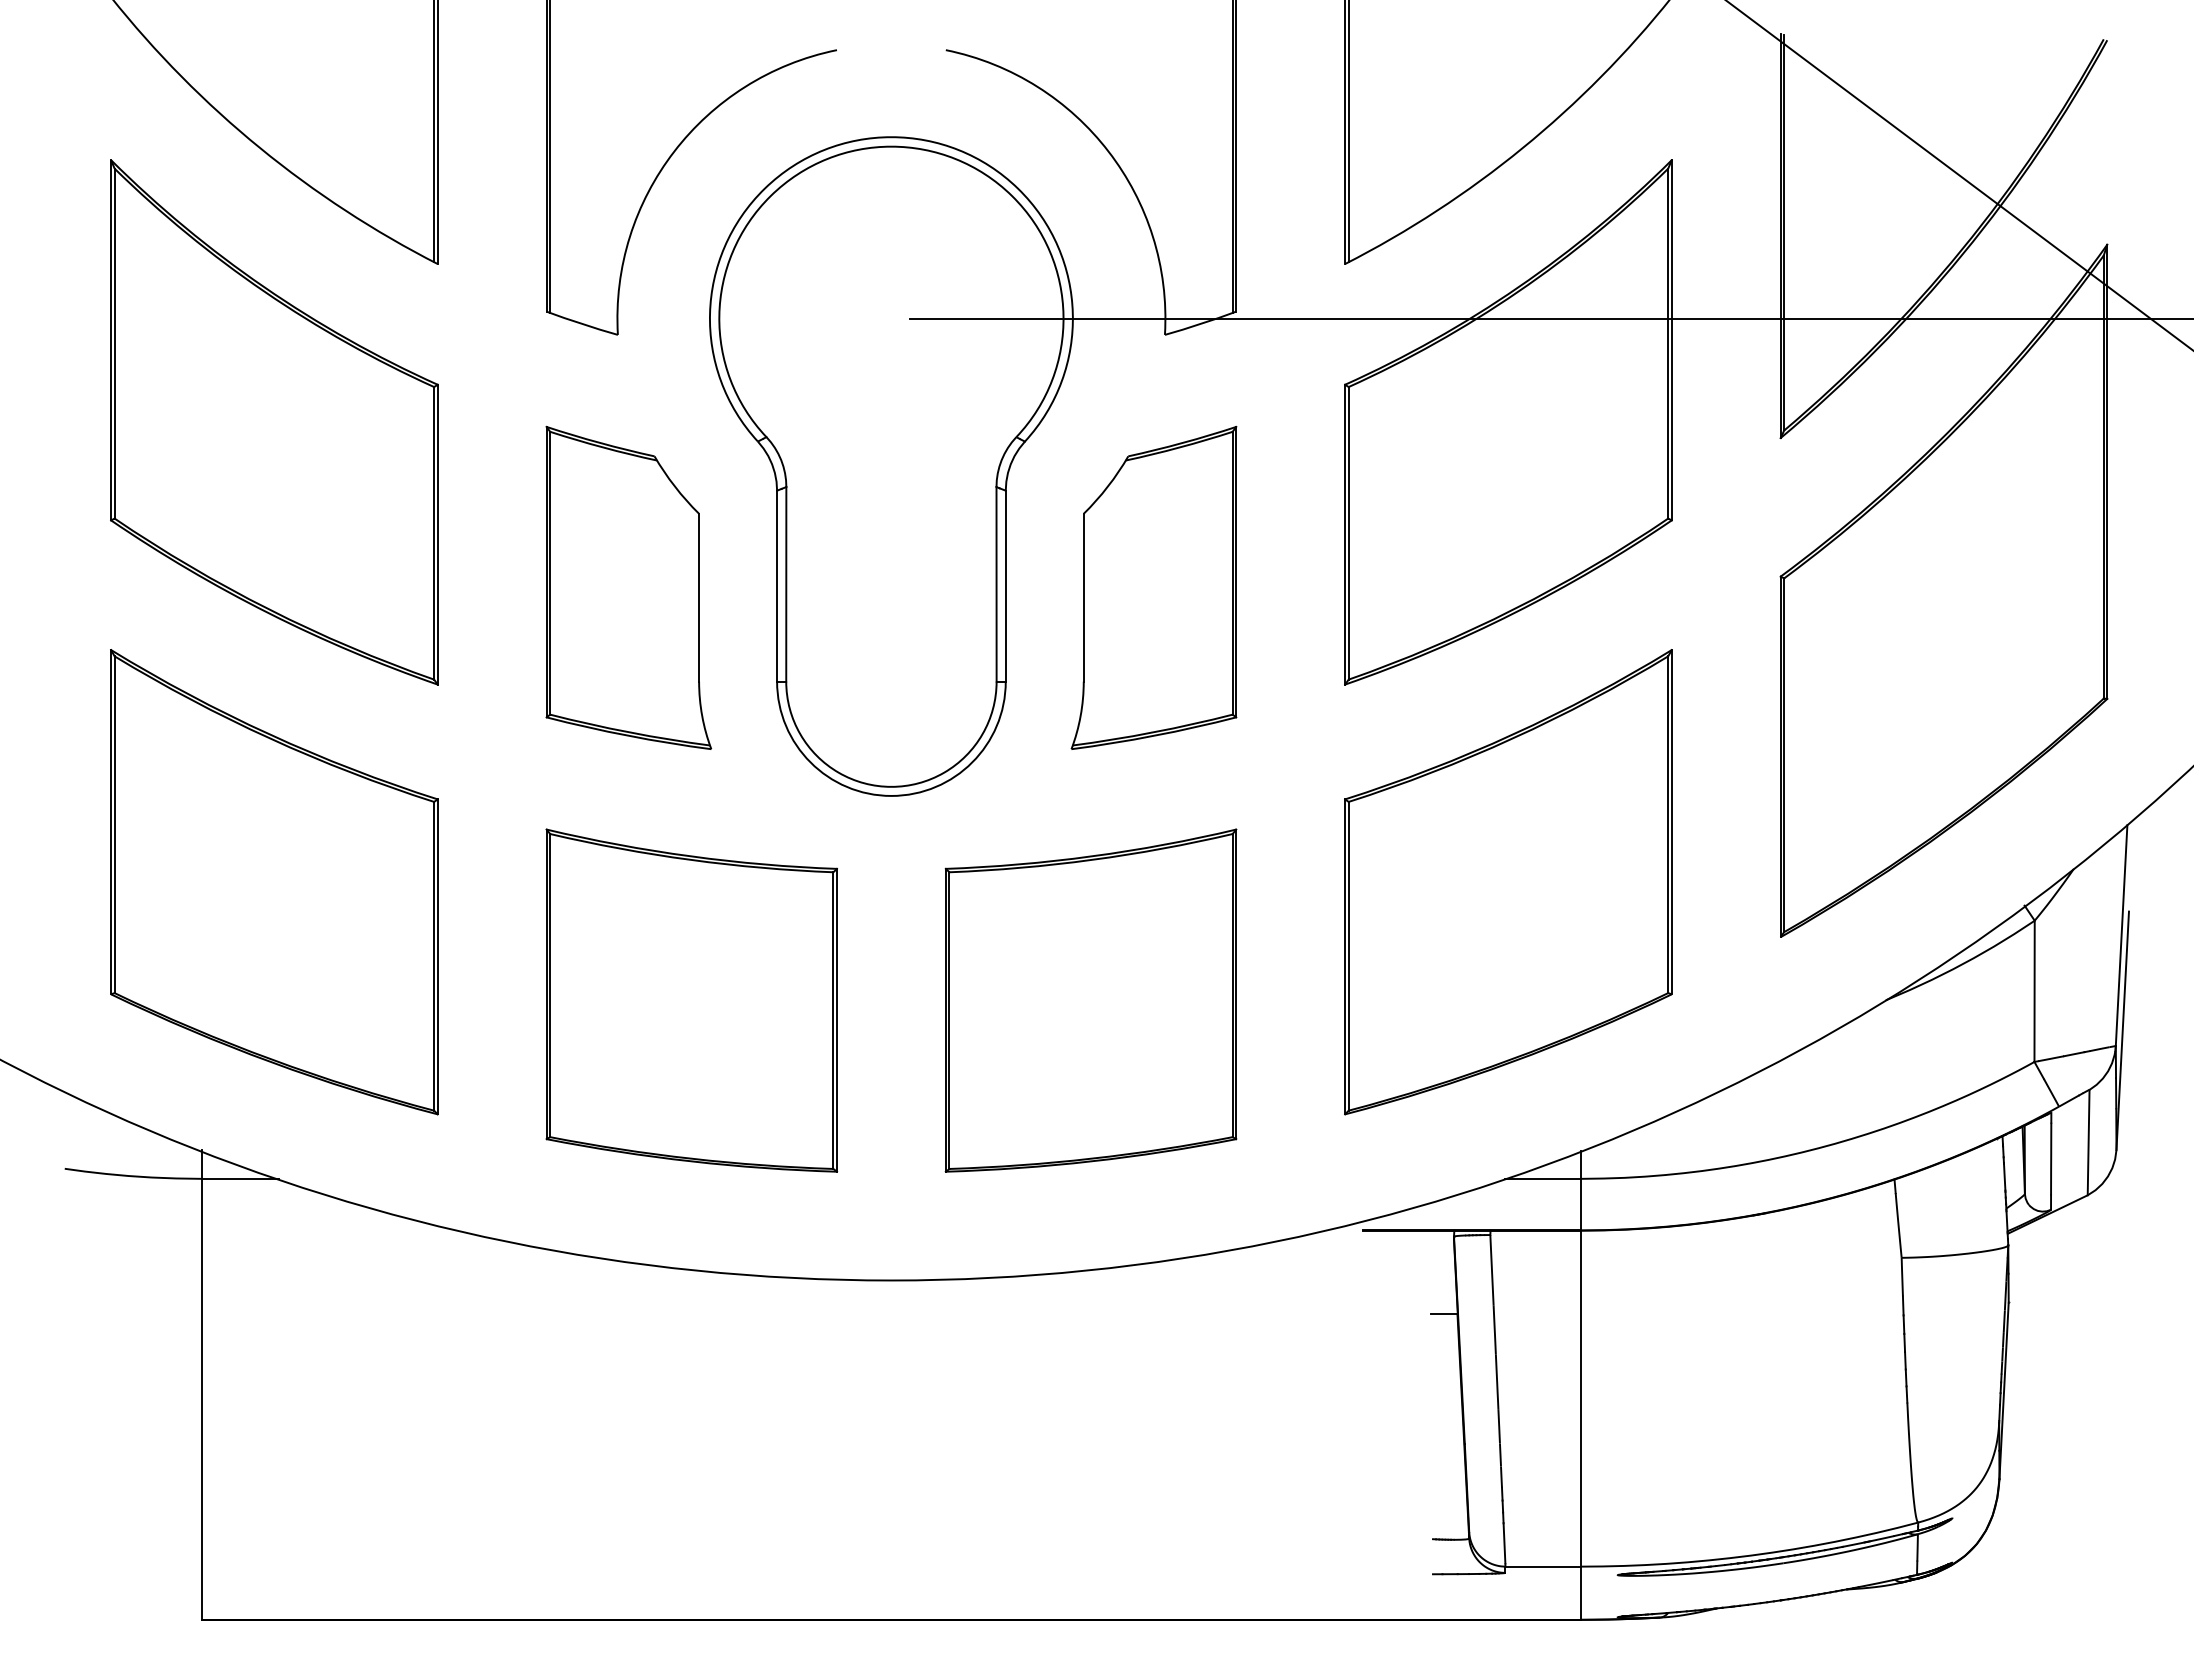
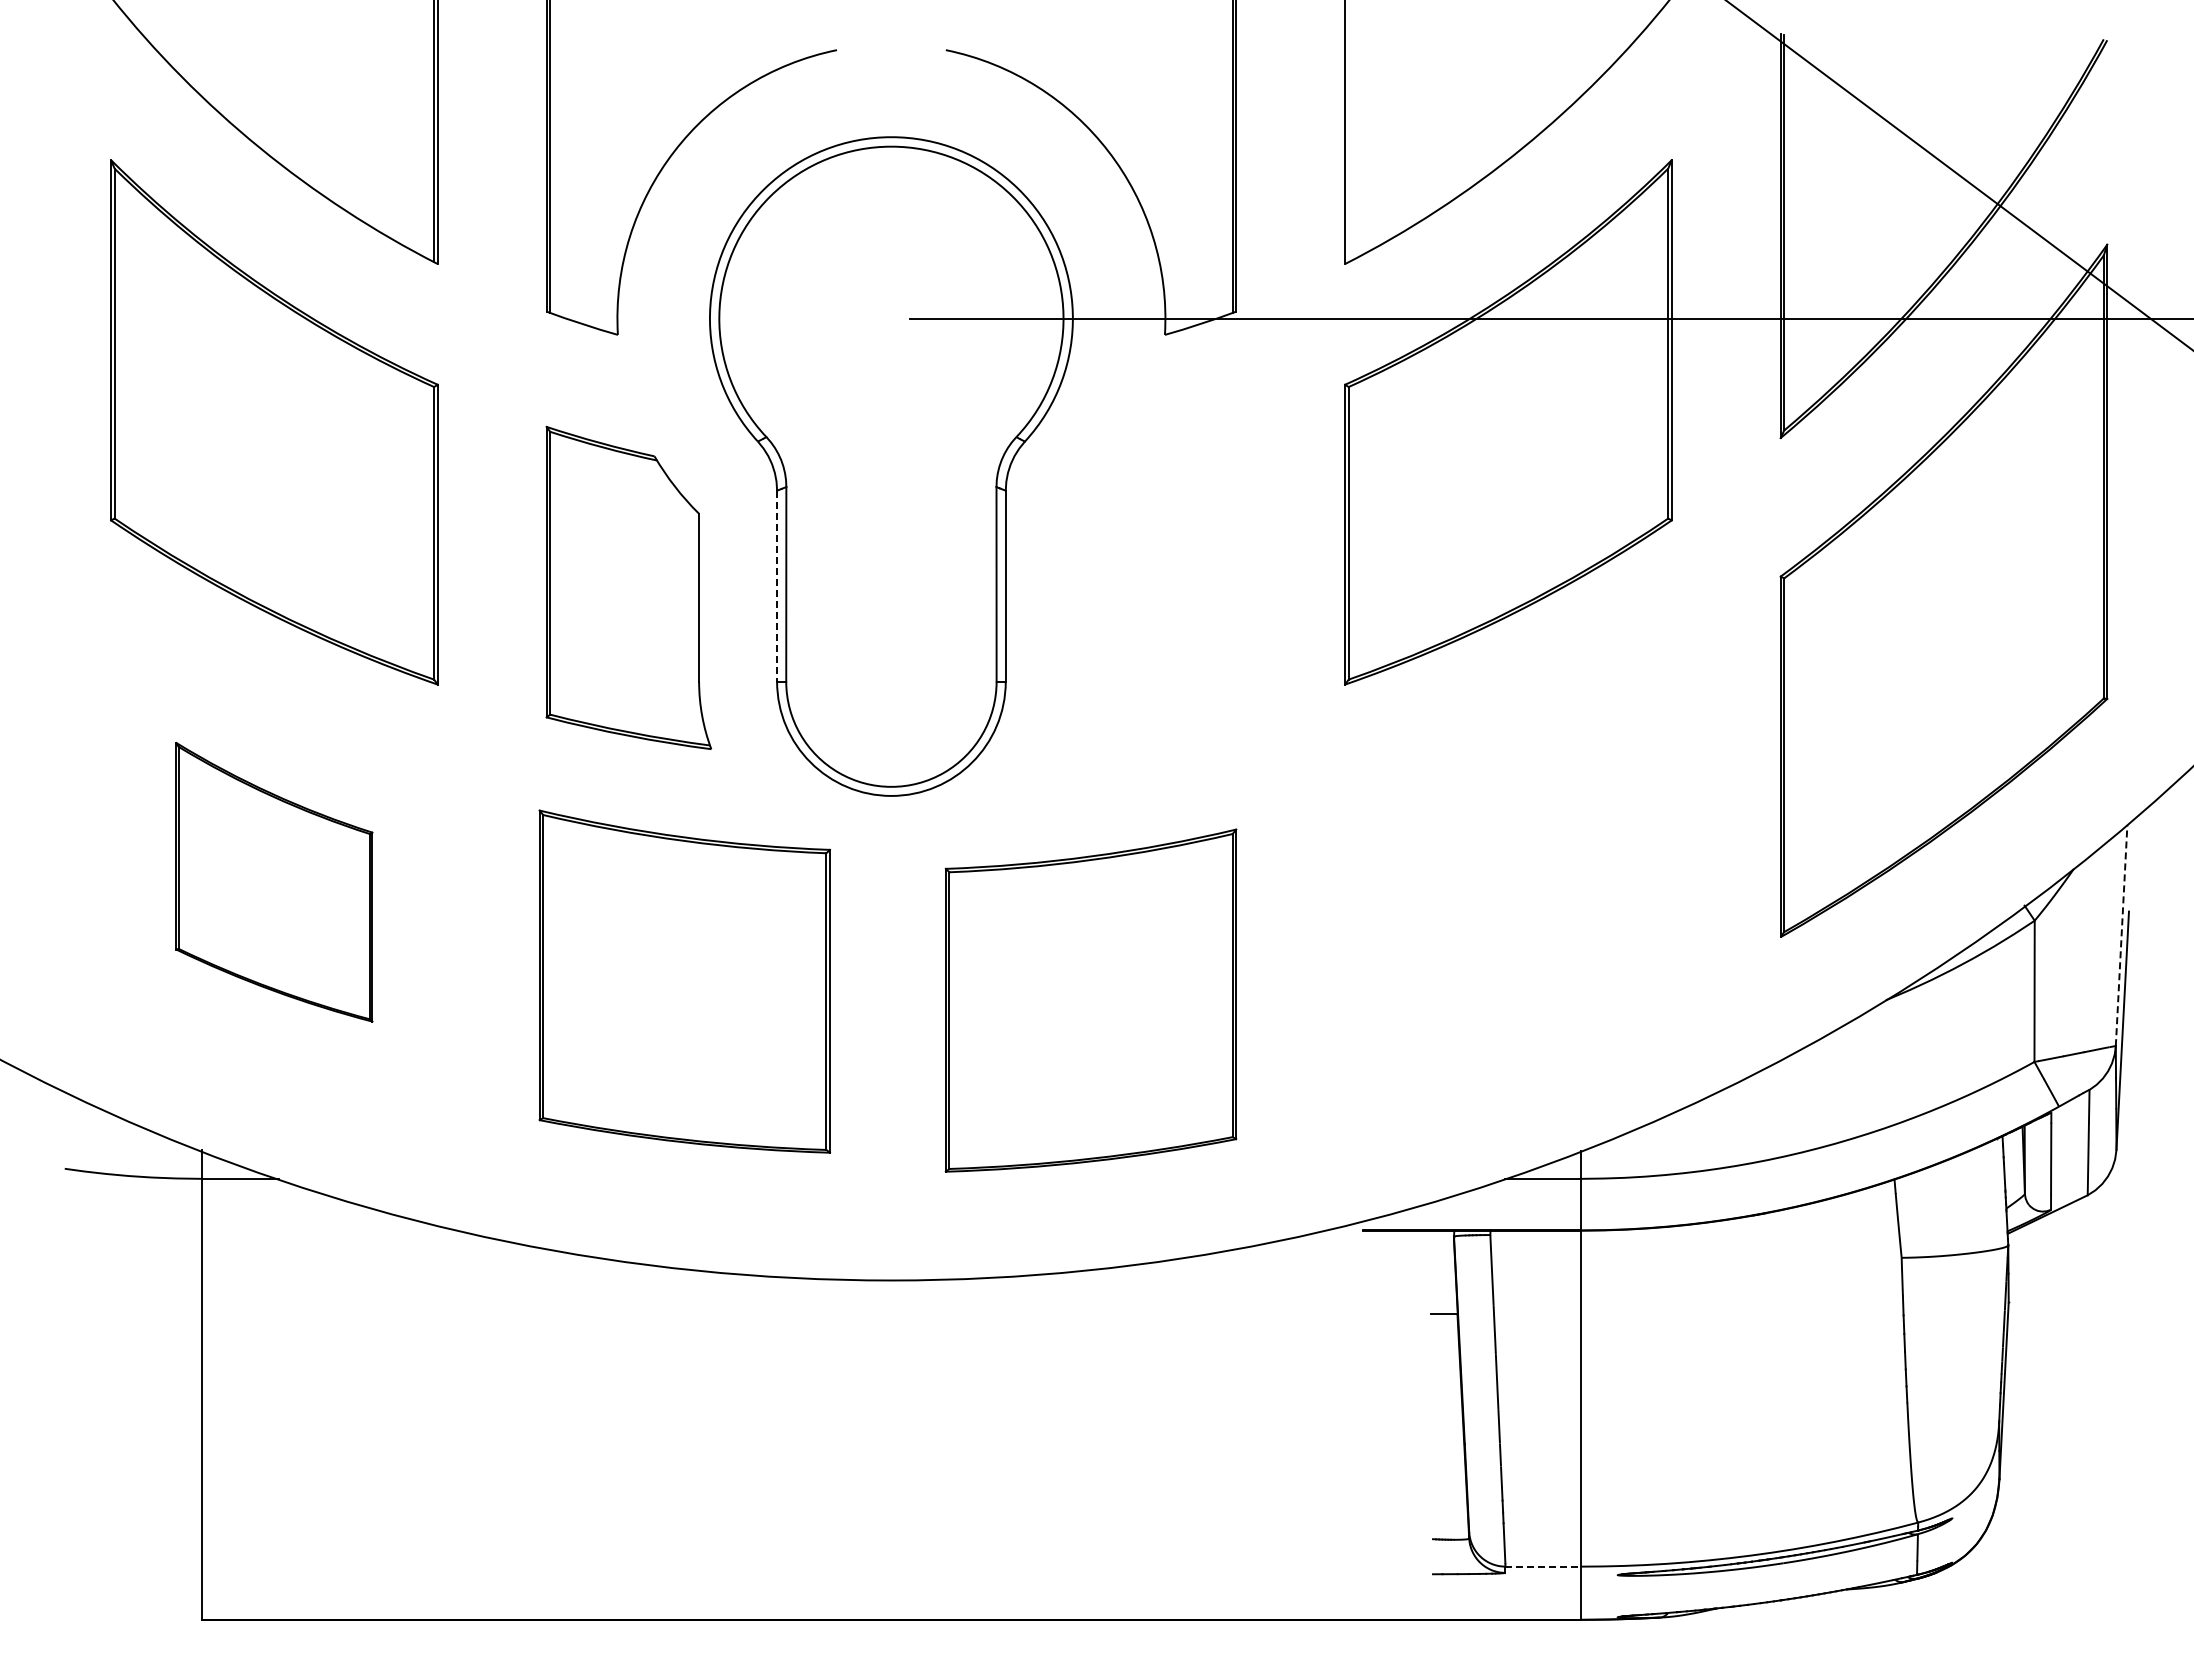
line: present -> none (1348, 132)
line: solid -> dashed (777, 586)
part: present -> none (1153, 587)
part size: 329x467 px -> 199x281 px (274, 882)
part: present -> none (1508, 882)
line: solid -> dashed (2121, 935)
part position: (691, 1000) -> (684, 981) (684, 981)
line: solid -> dashed (1543, 1566)
